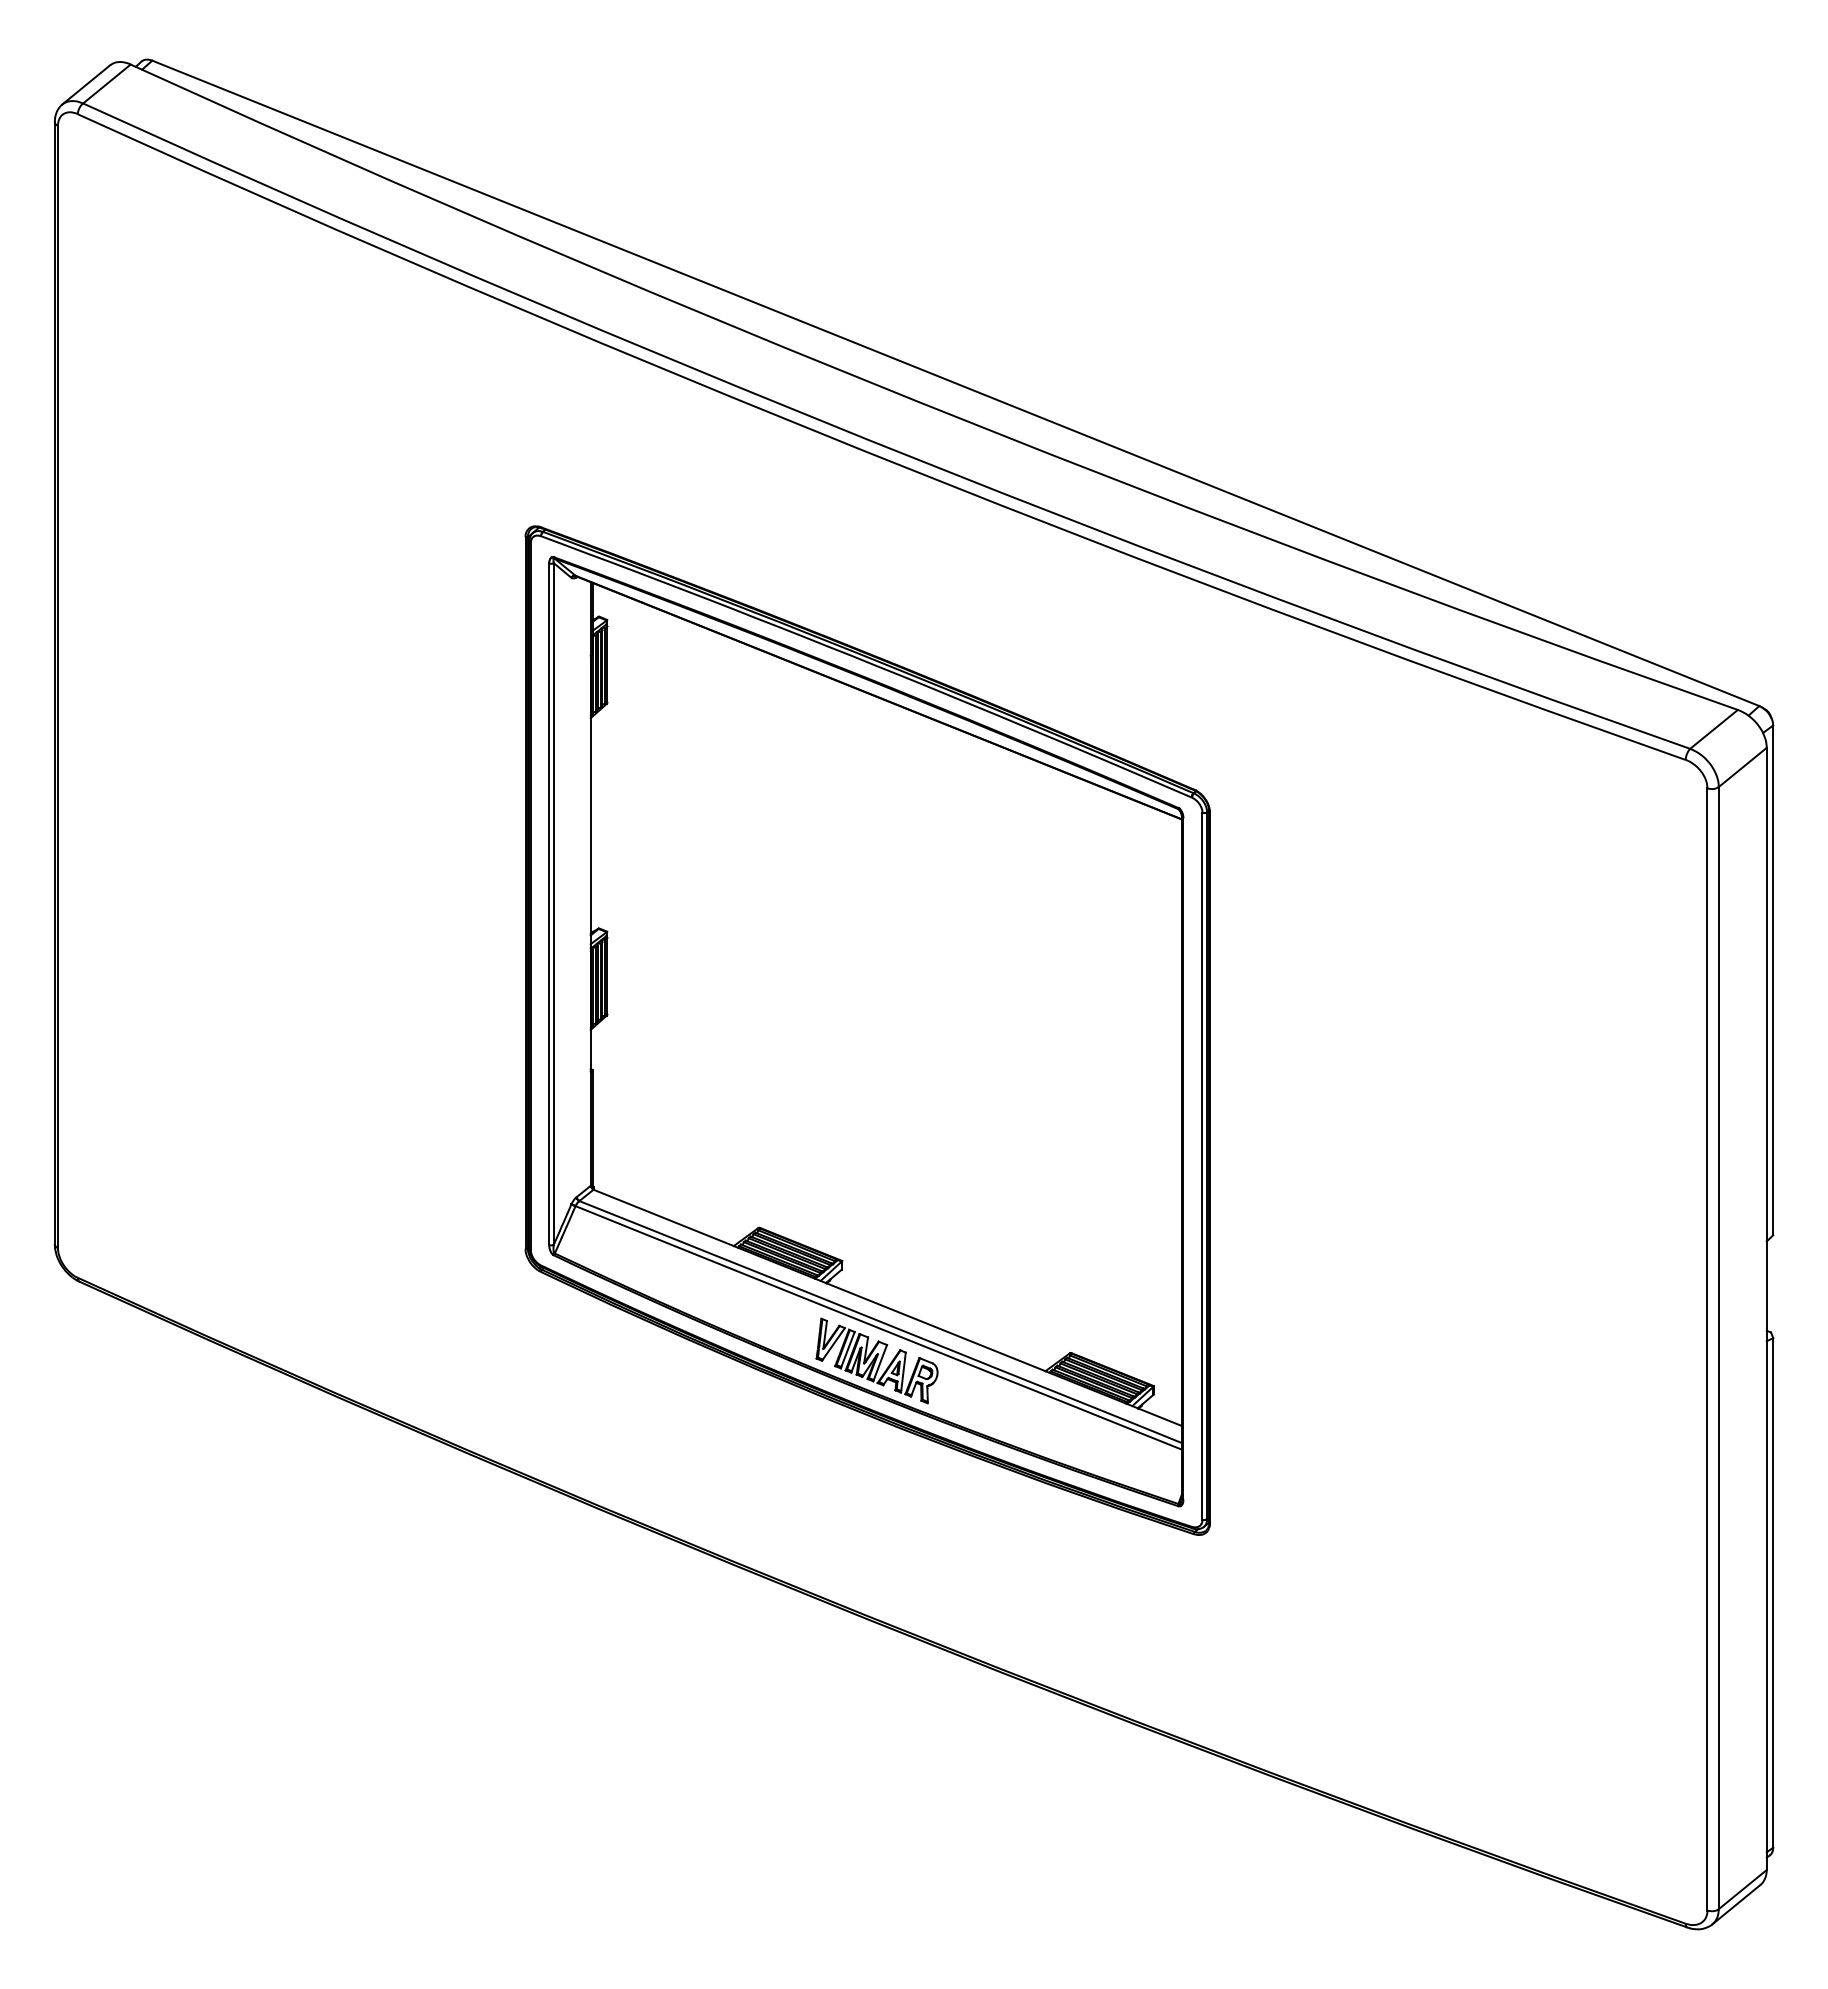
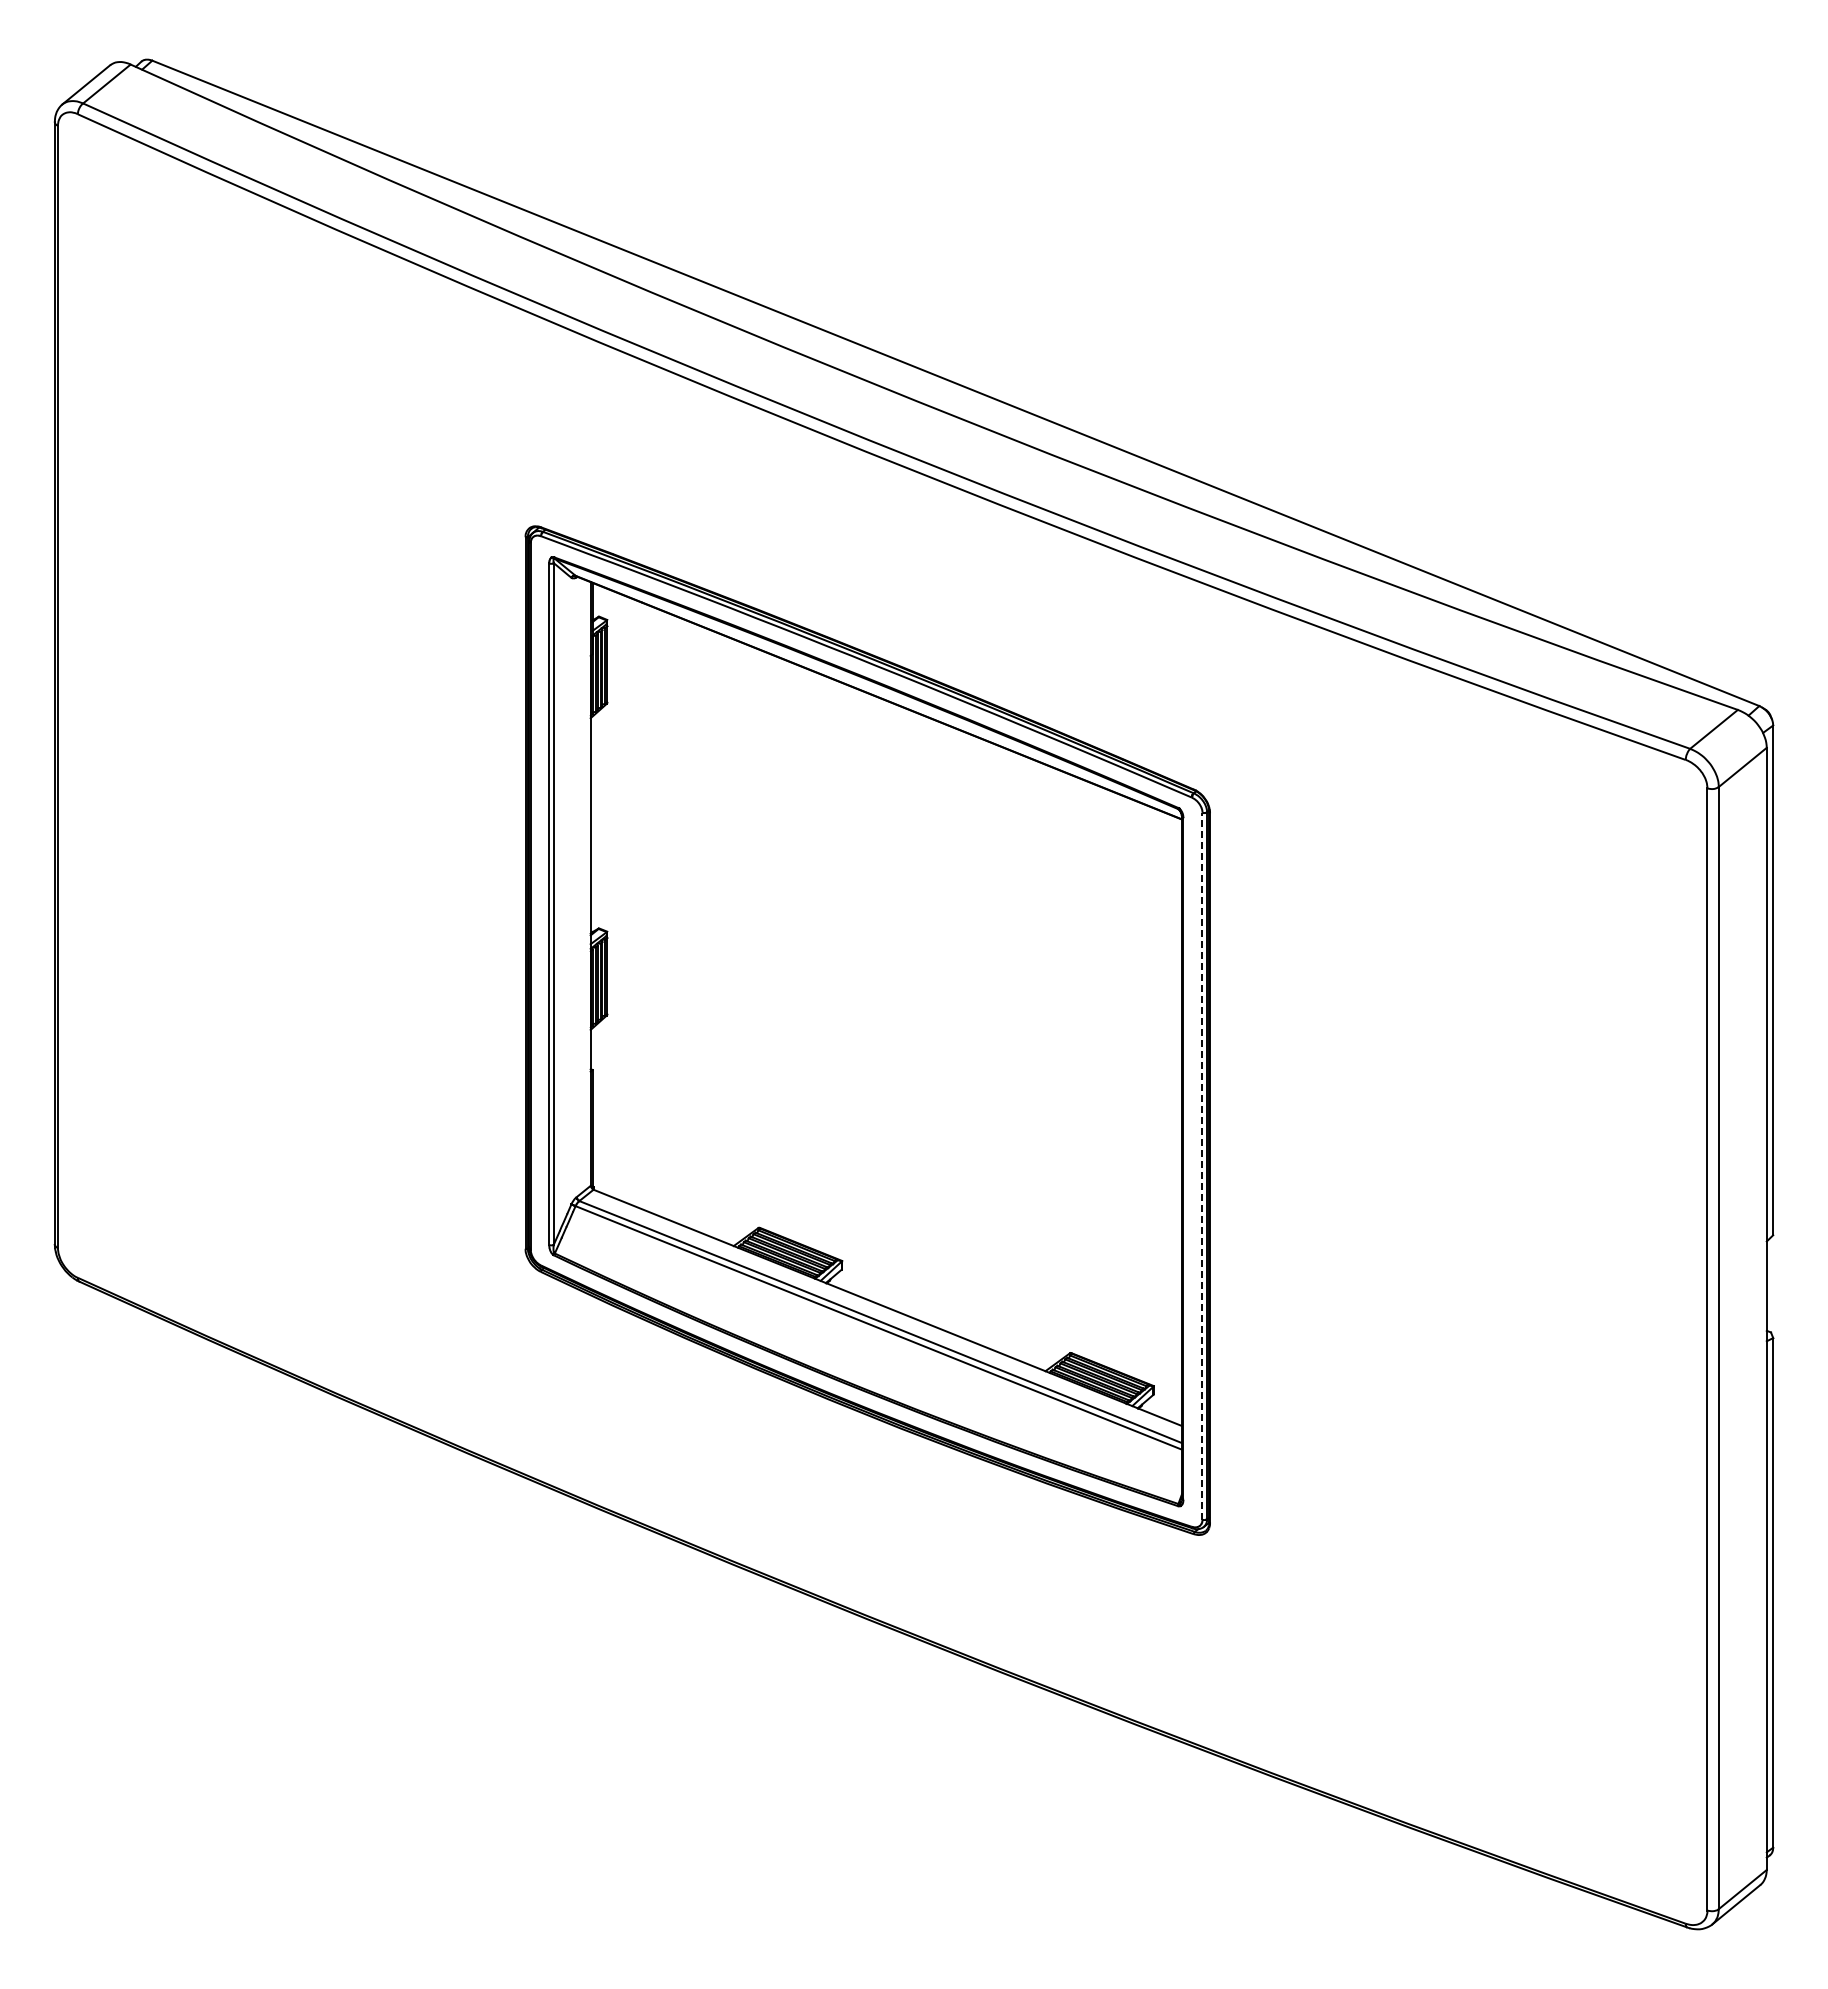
line: solid -> dashed (1202, 1166)
part: present -> none (876, 1360)
